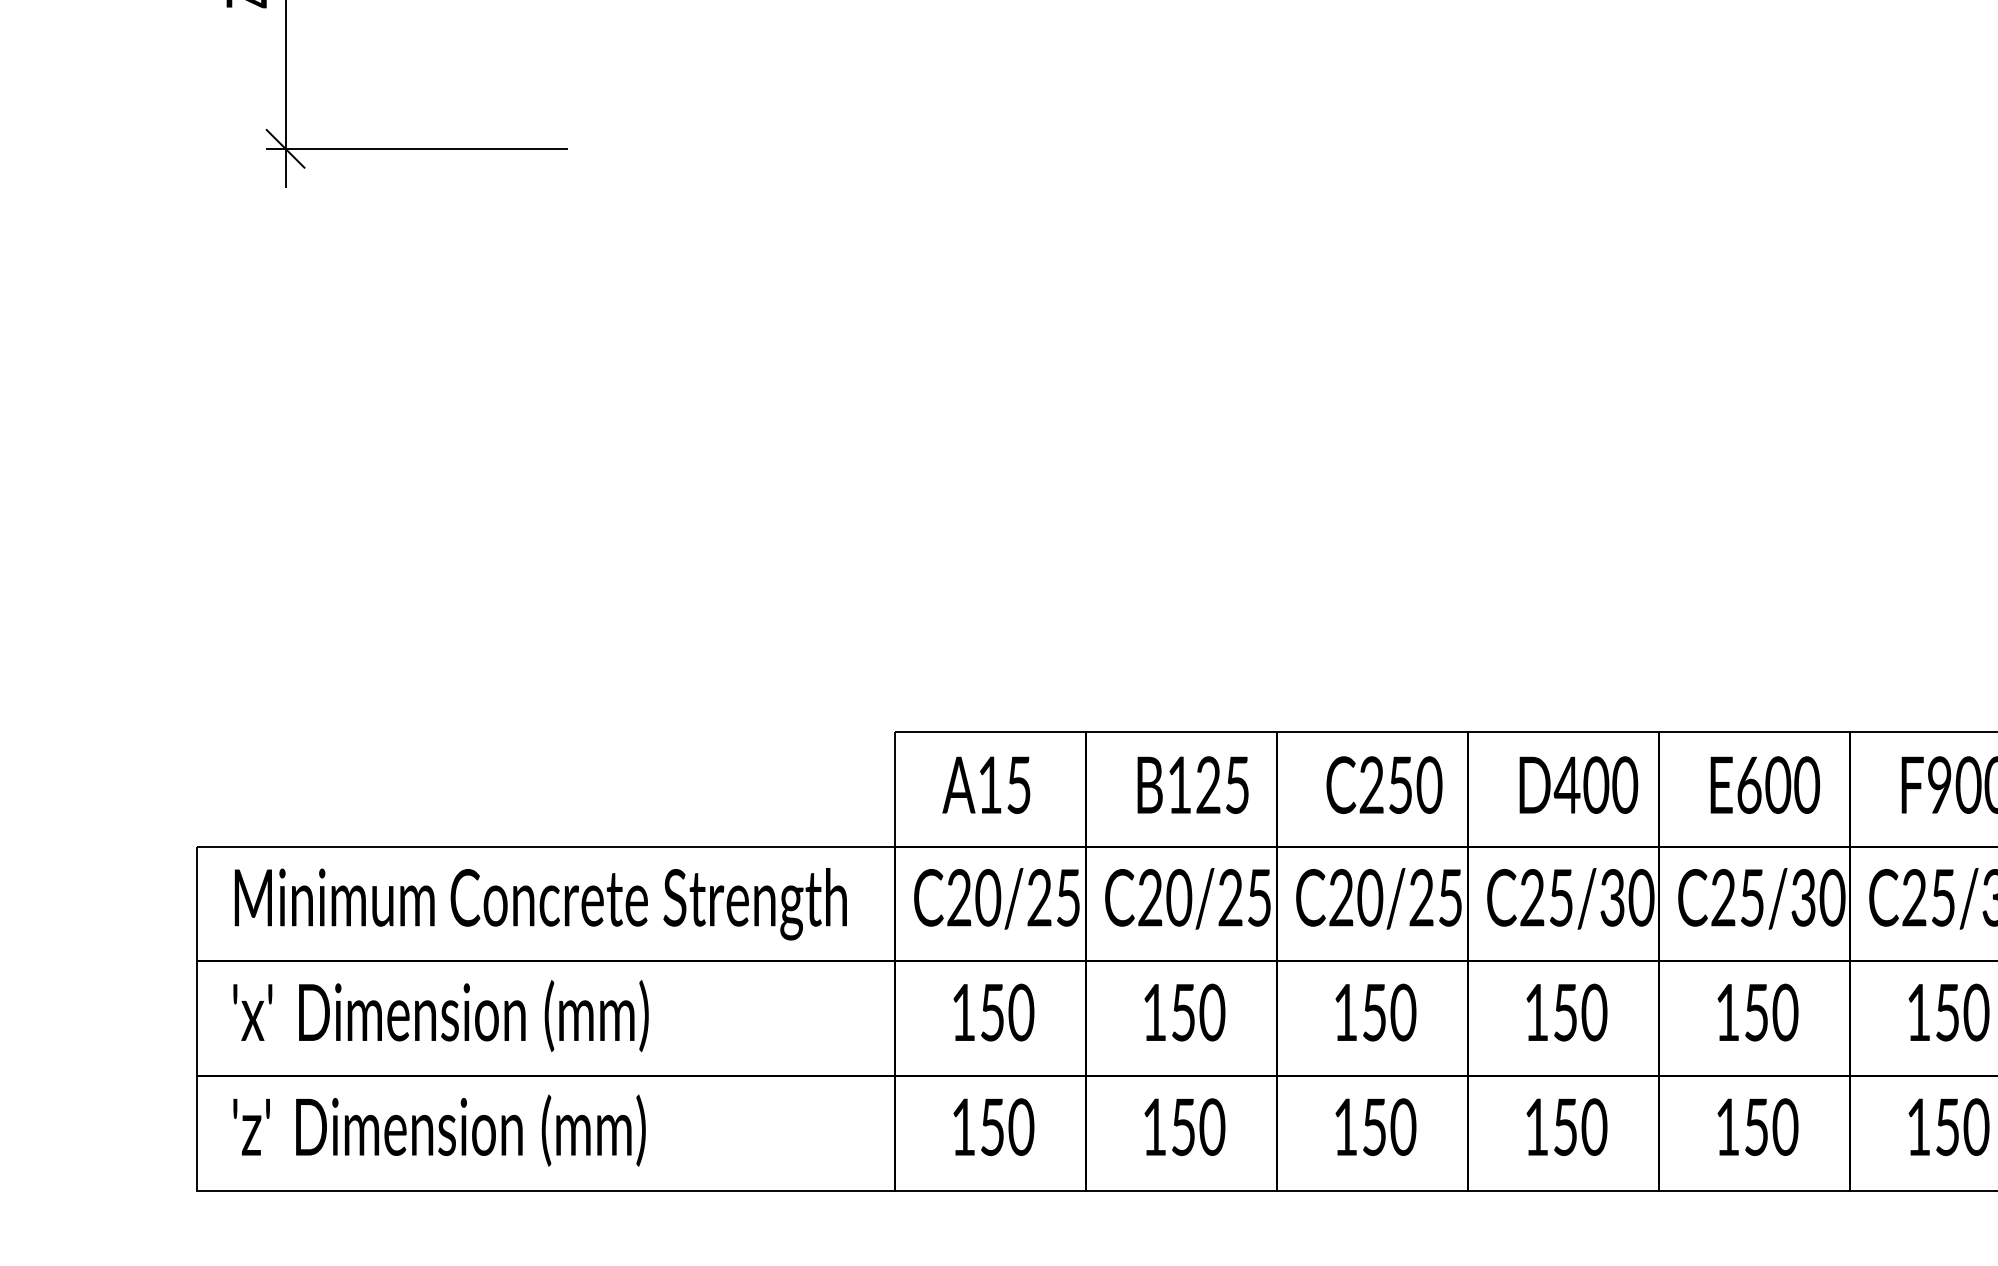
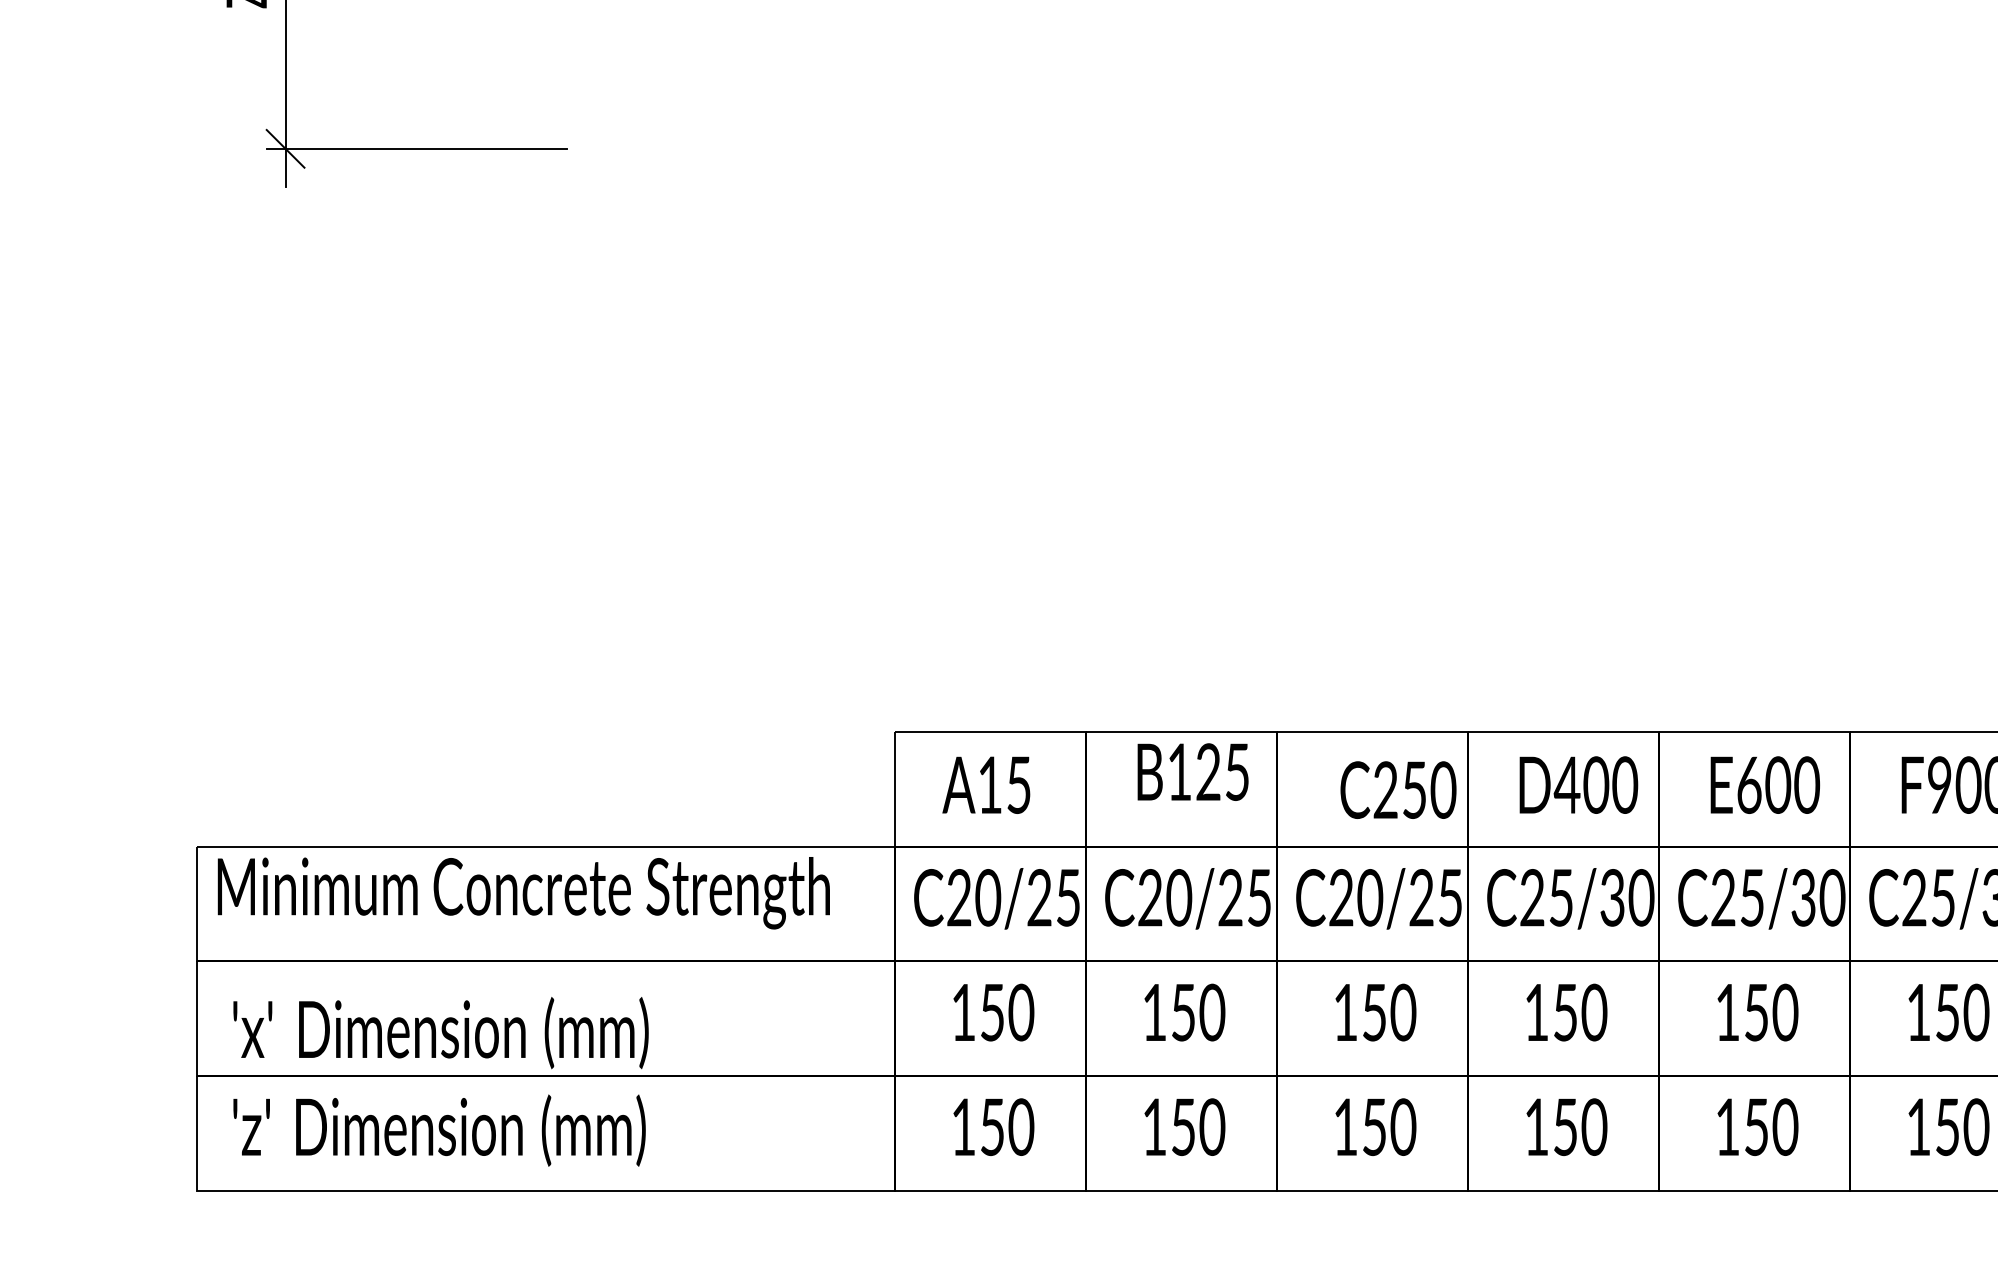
text position: (1192, 784) -> (1192, 771) (1192, 771)
text position: (1384, 784) -> (1398, 789) (1398, 789)
text position: (540, 904) -> (523, 893) (523, 893)
text position: (440, 1016) -> (440, 1033) (440, 1033)
